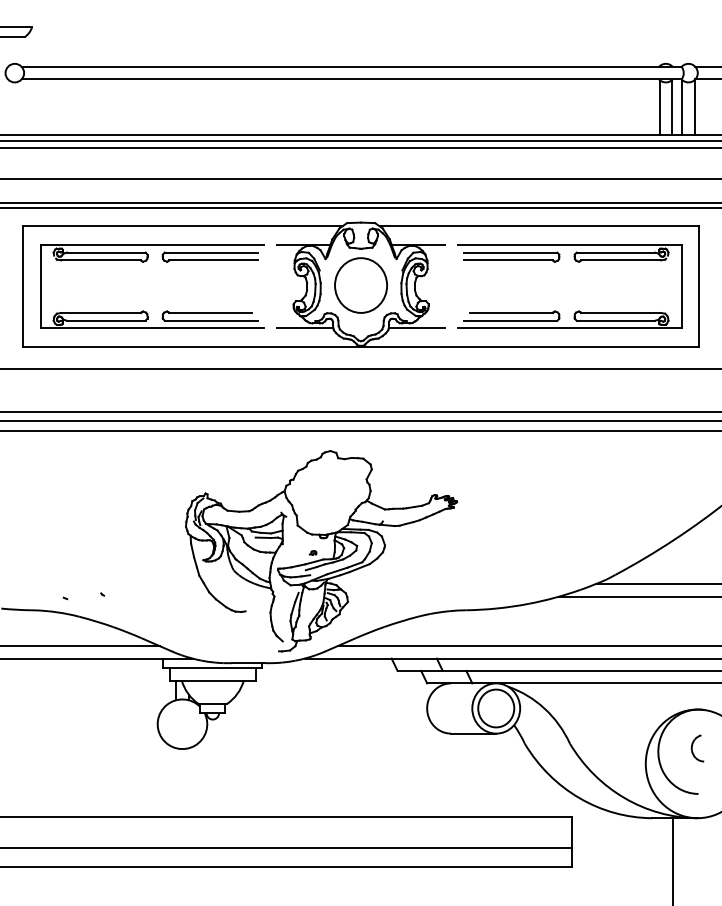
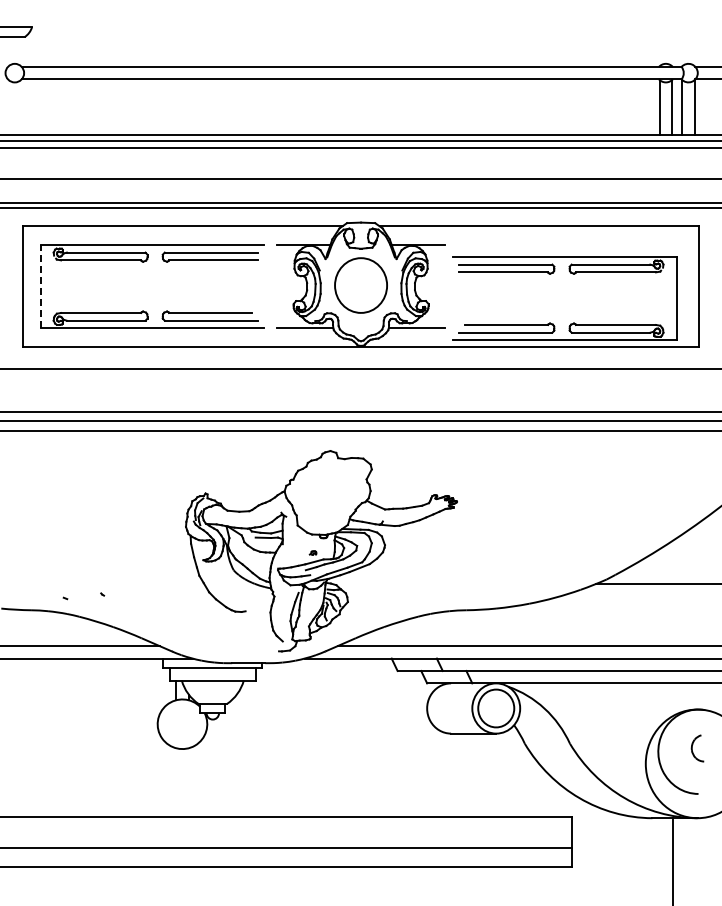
part position: (577, 262) -> (572, 274) (572, 274)
line: solid -> dashed (40, 286)
line: present -> none (638, 596)
